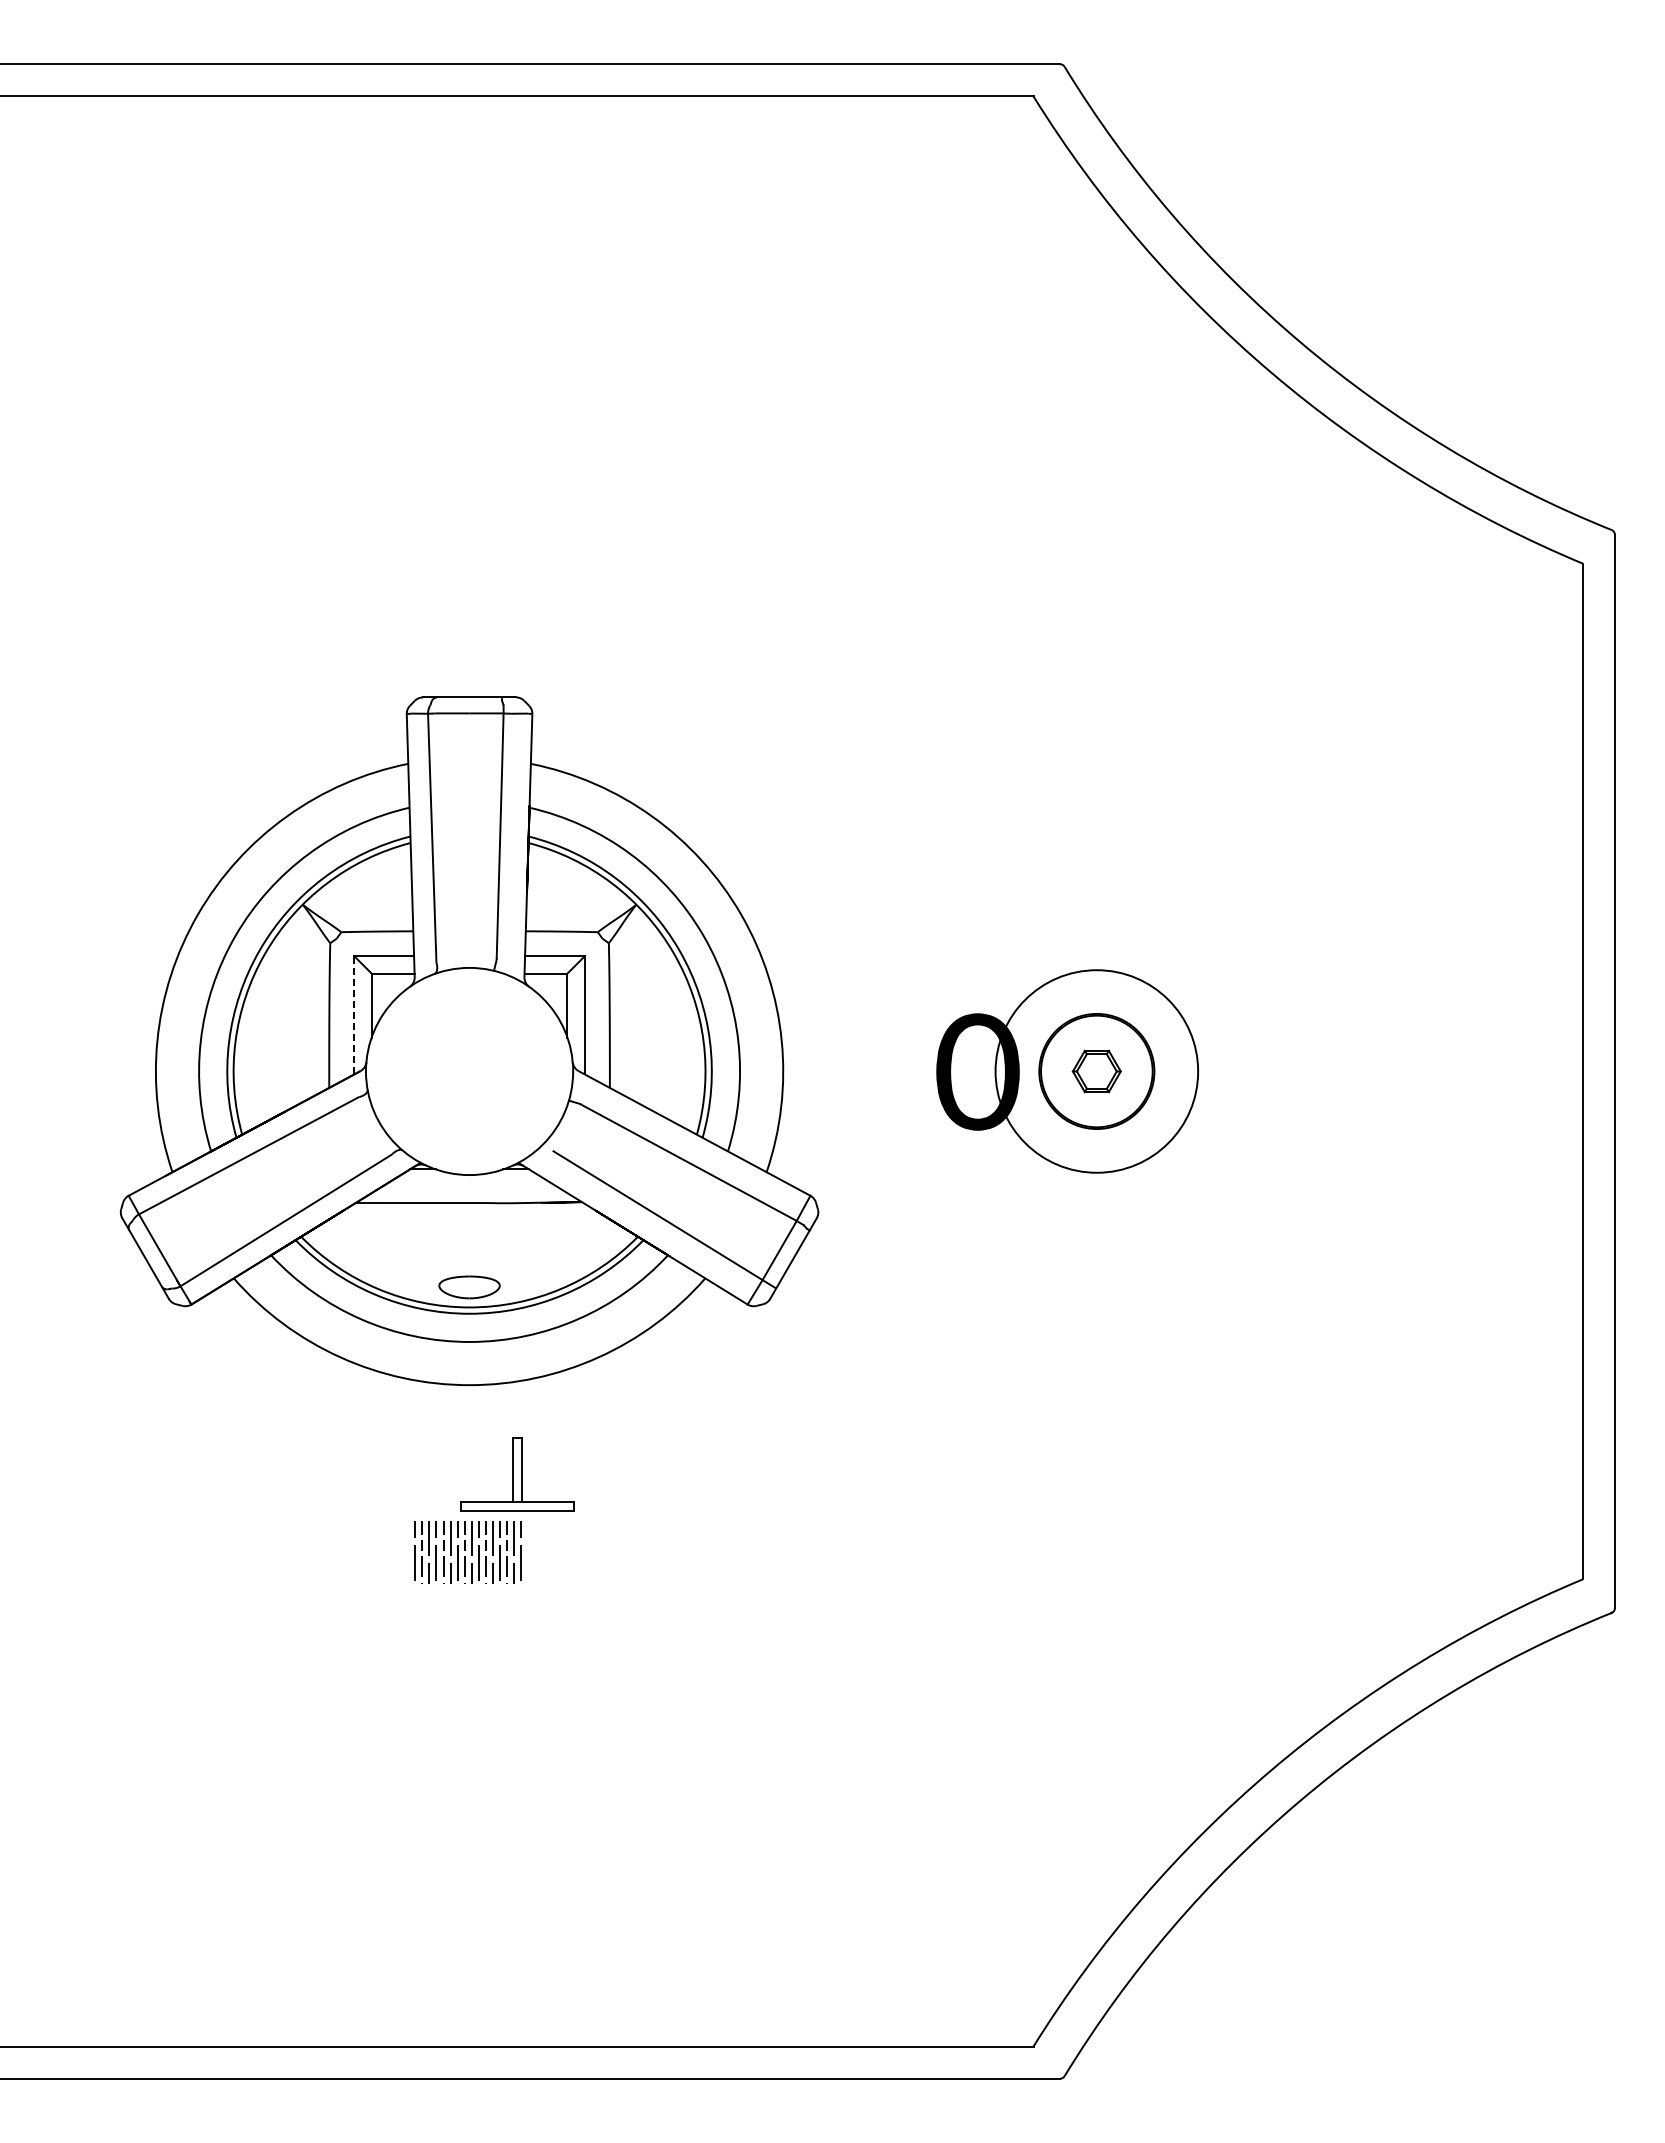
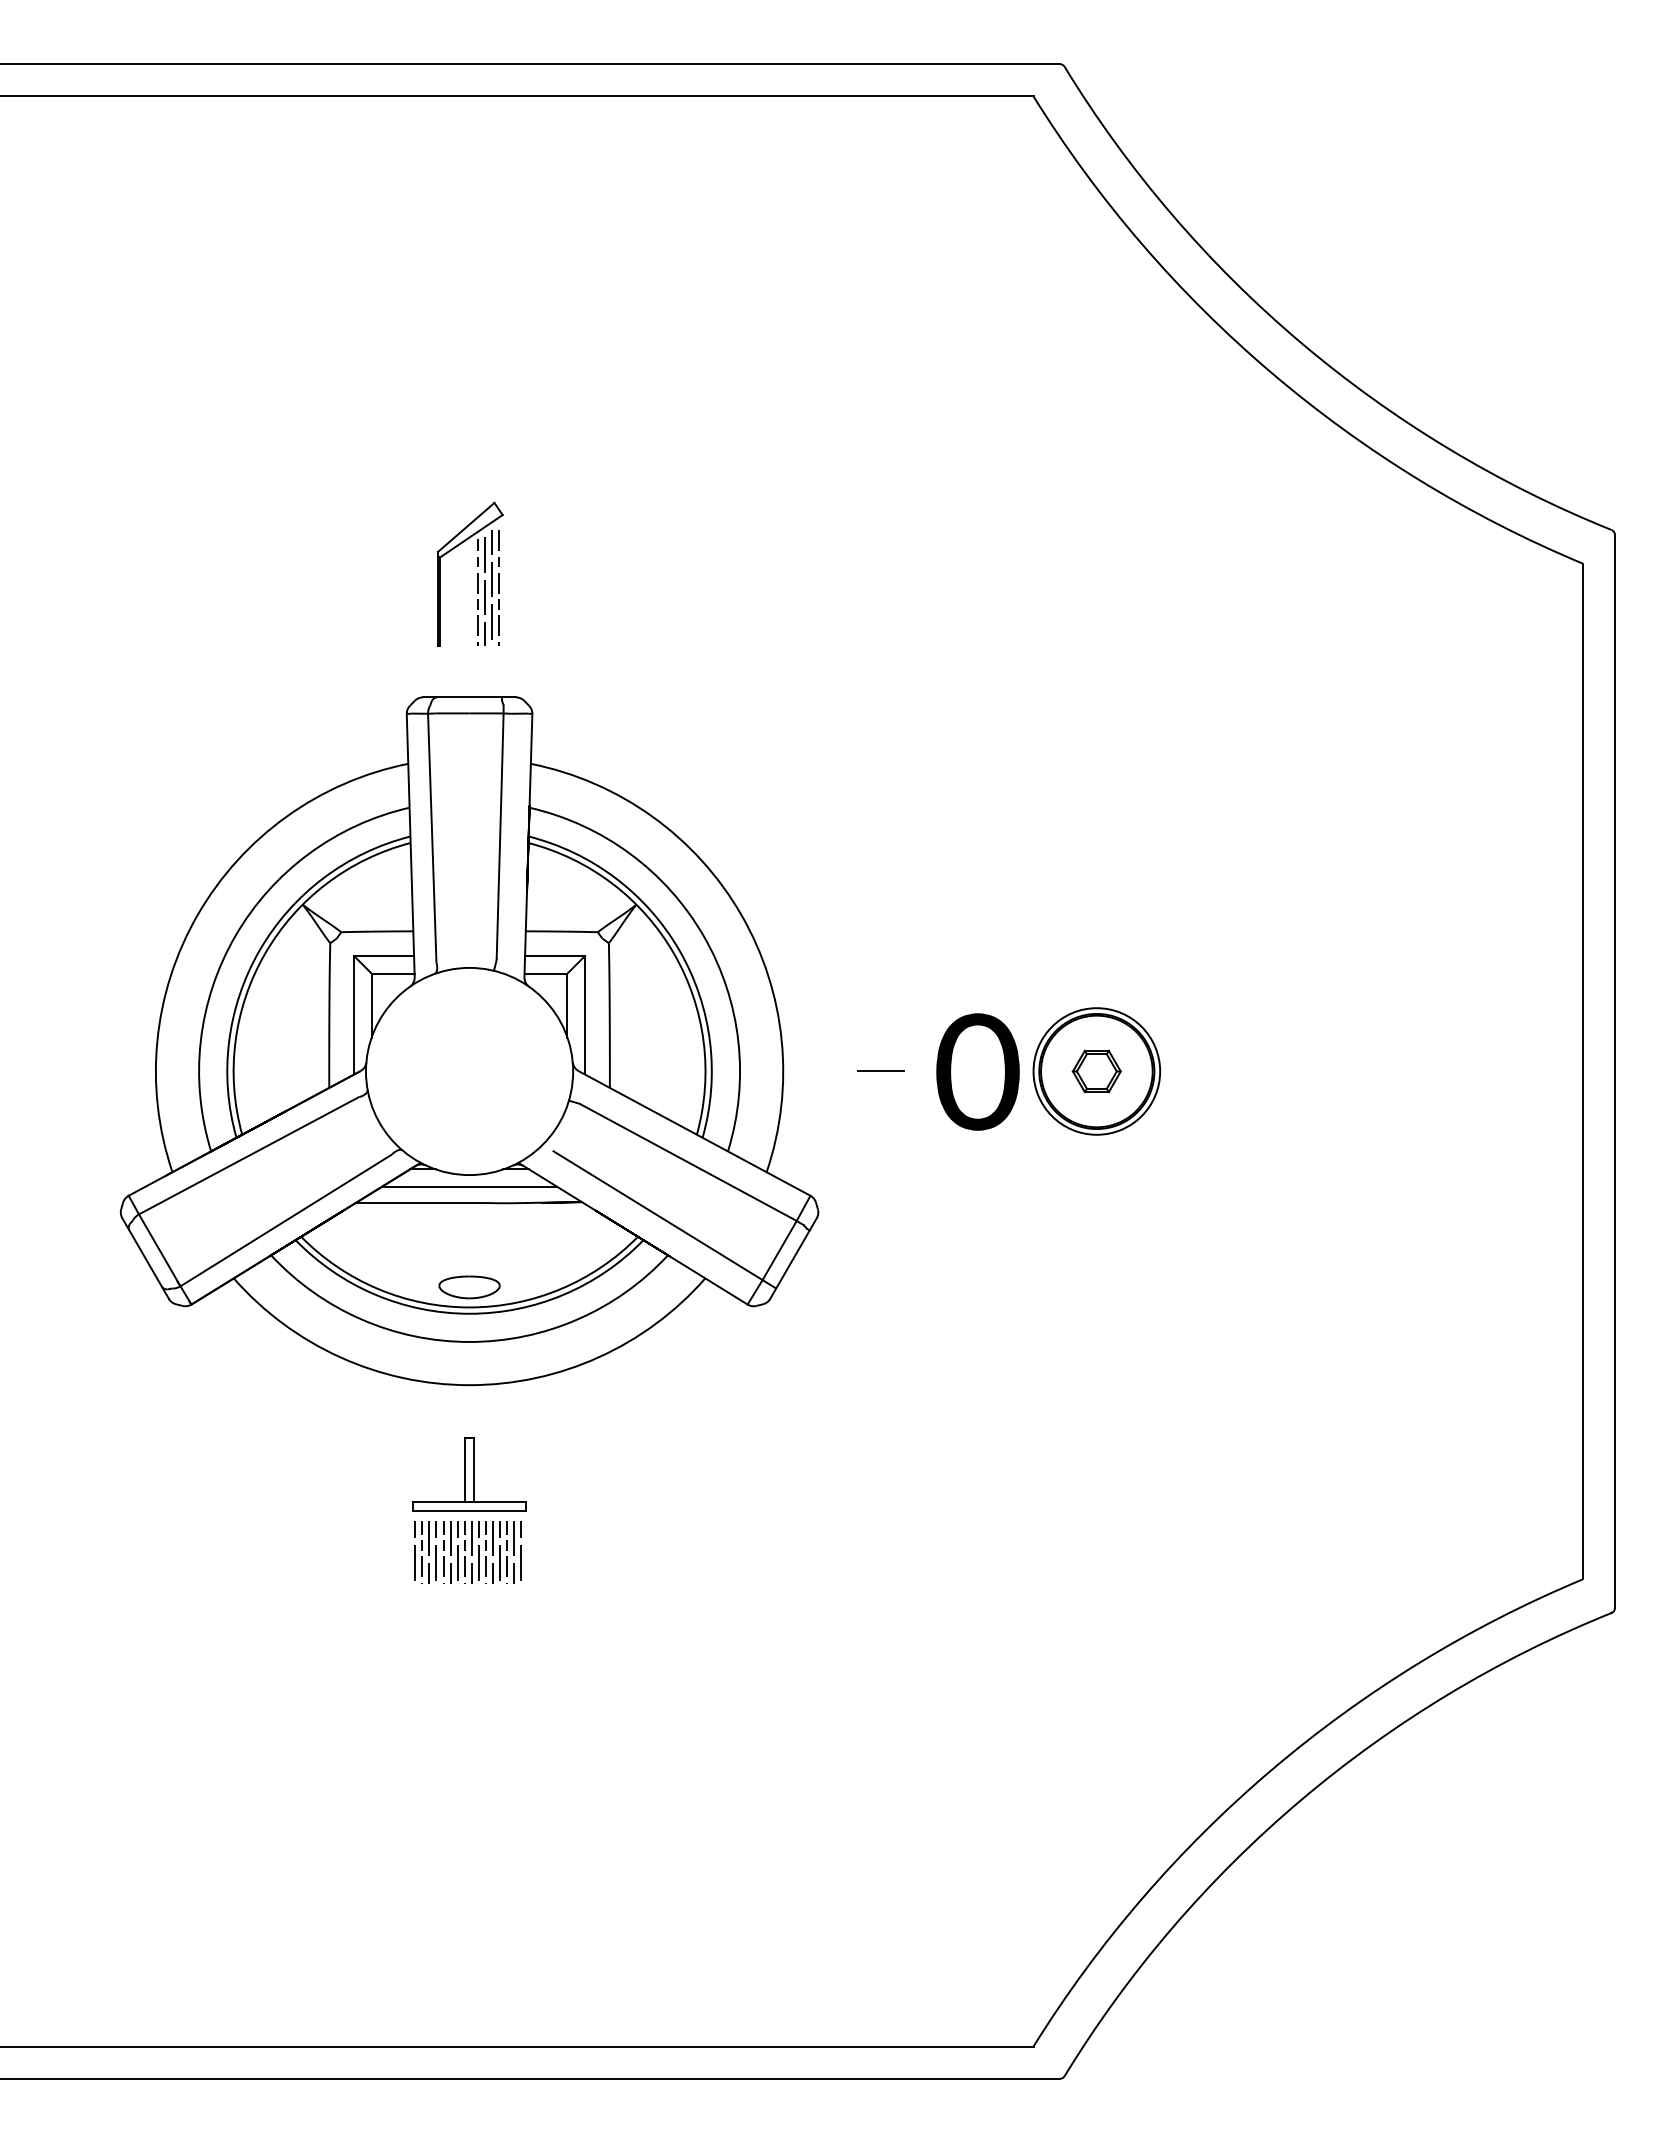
part: none -> present (477, 573)
line: dashed -> solid (354, 1015)
line: none -> present (881, 1071)
circle diameter: 203 px -> 127 px (1096, 1071)
line: none -> present (469, 1186)
part position: (517, 1474) -> (469, 1474) (469, 1474)
